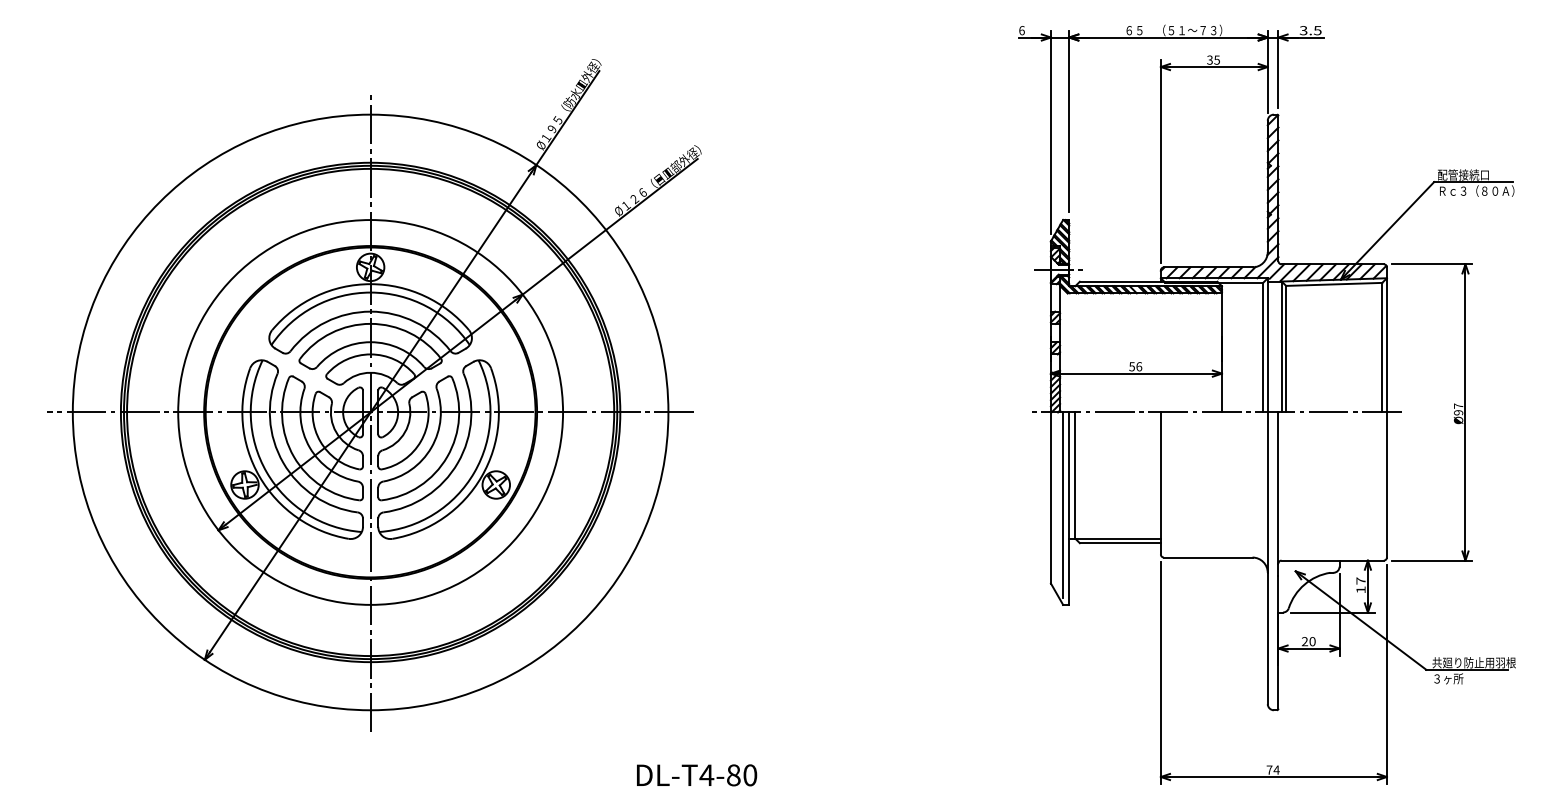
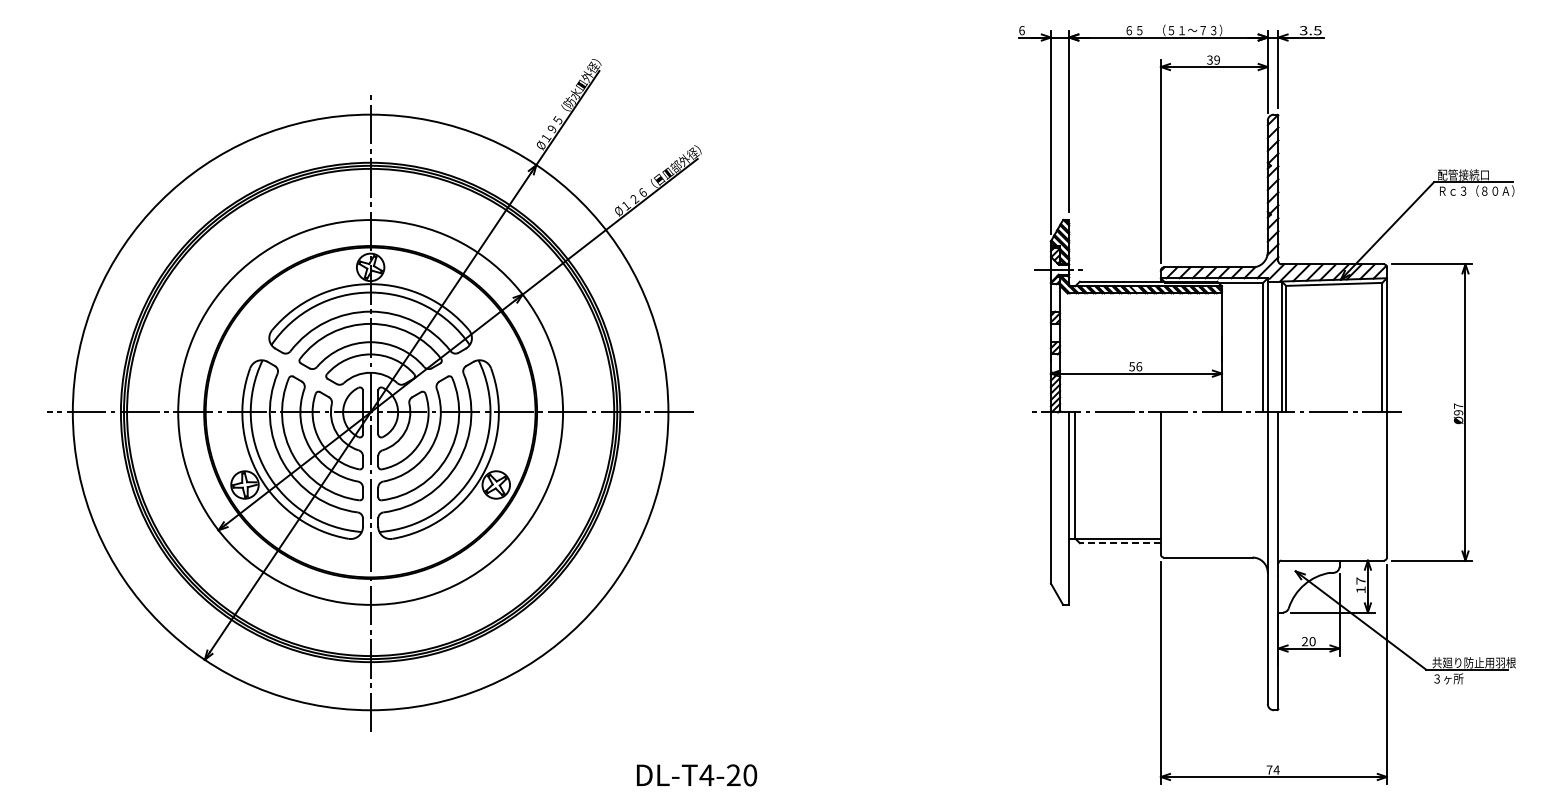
text: 35 -> 39 (1216, 59)
line: present -> none (1063, 505)
line: solid -> dashed (1120, 543)
text: DL-T4-80 -> DL-T4-20 (733, 775)
